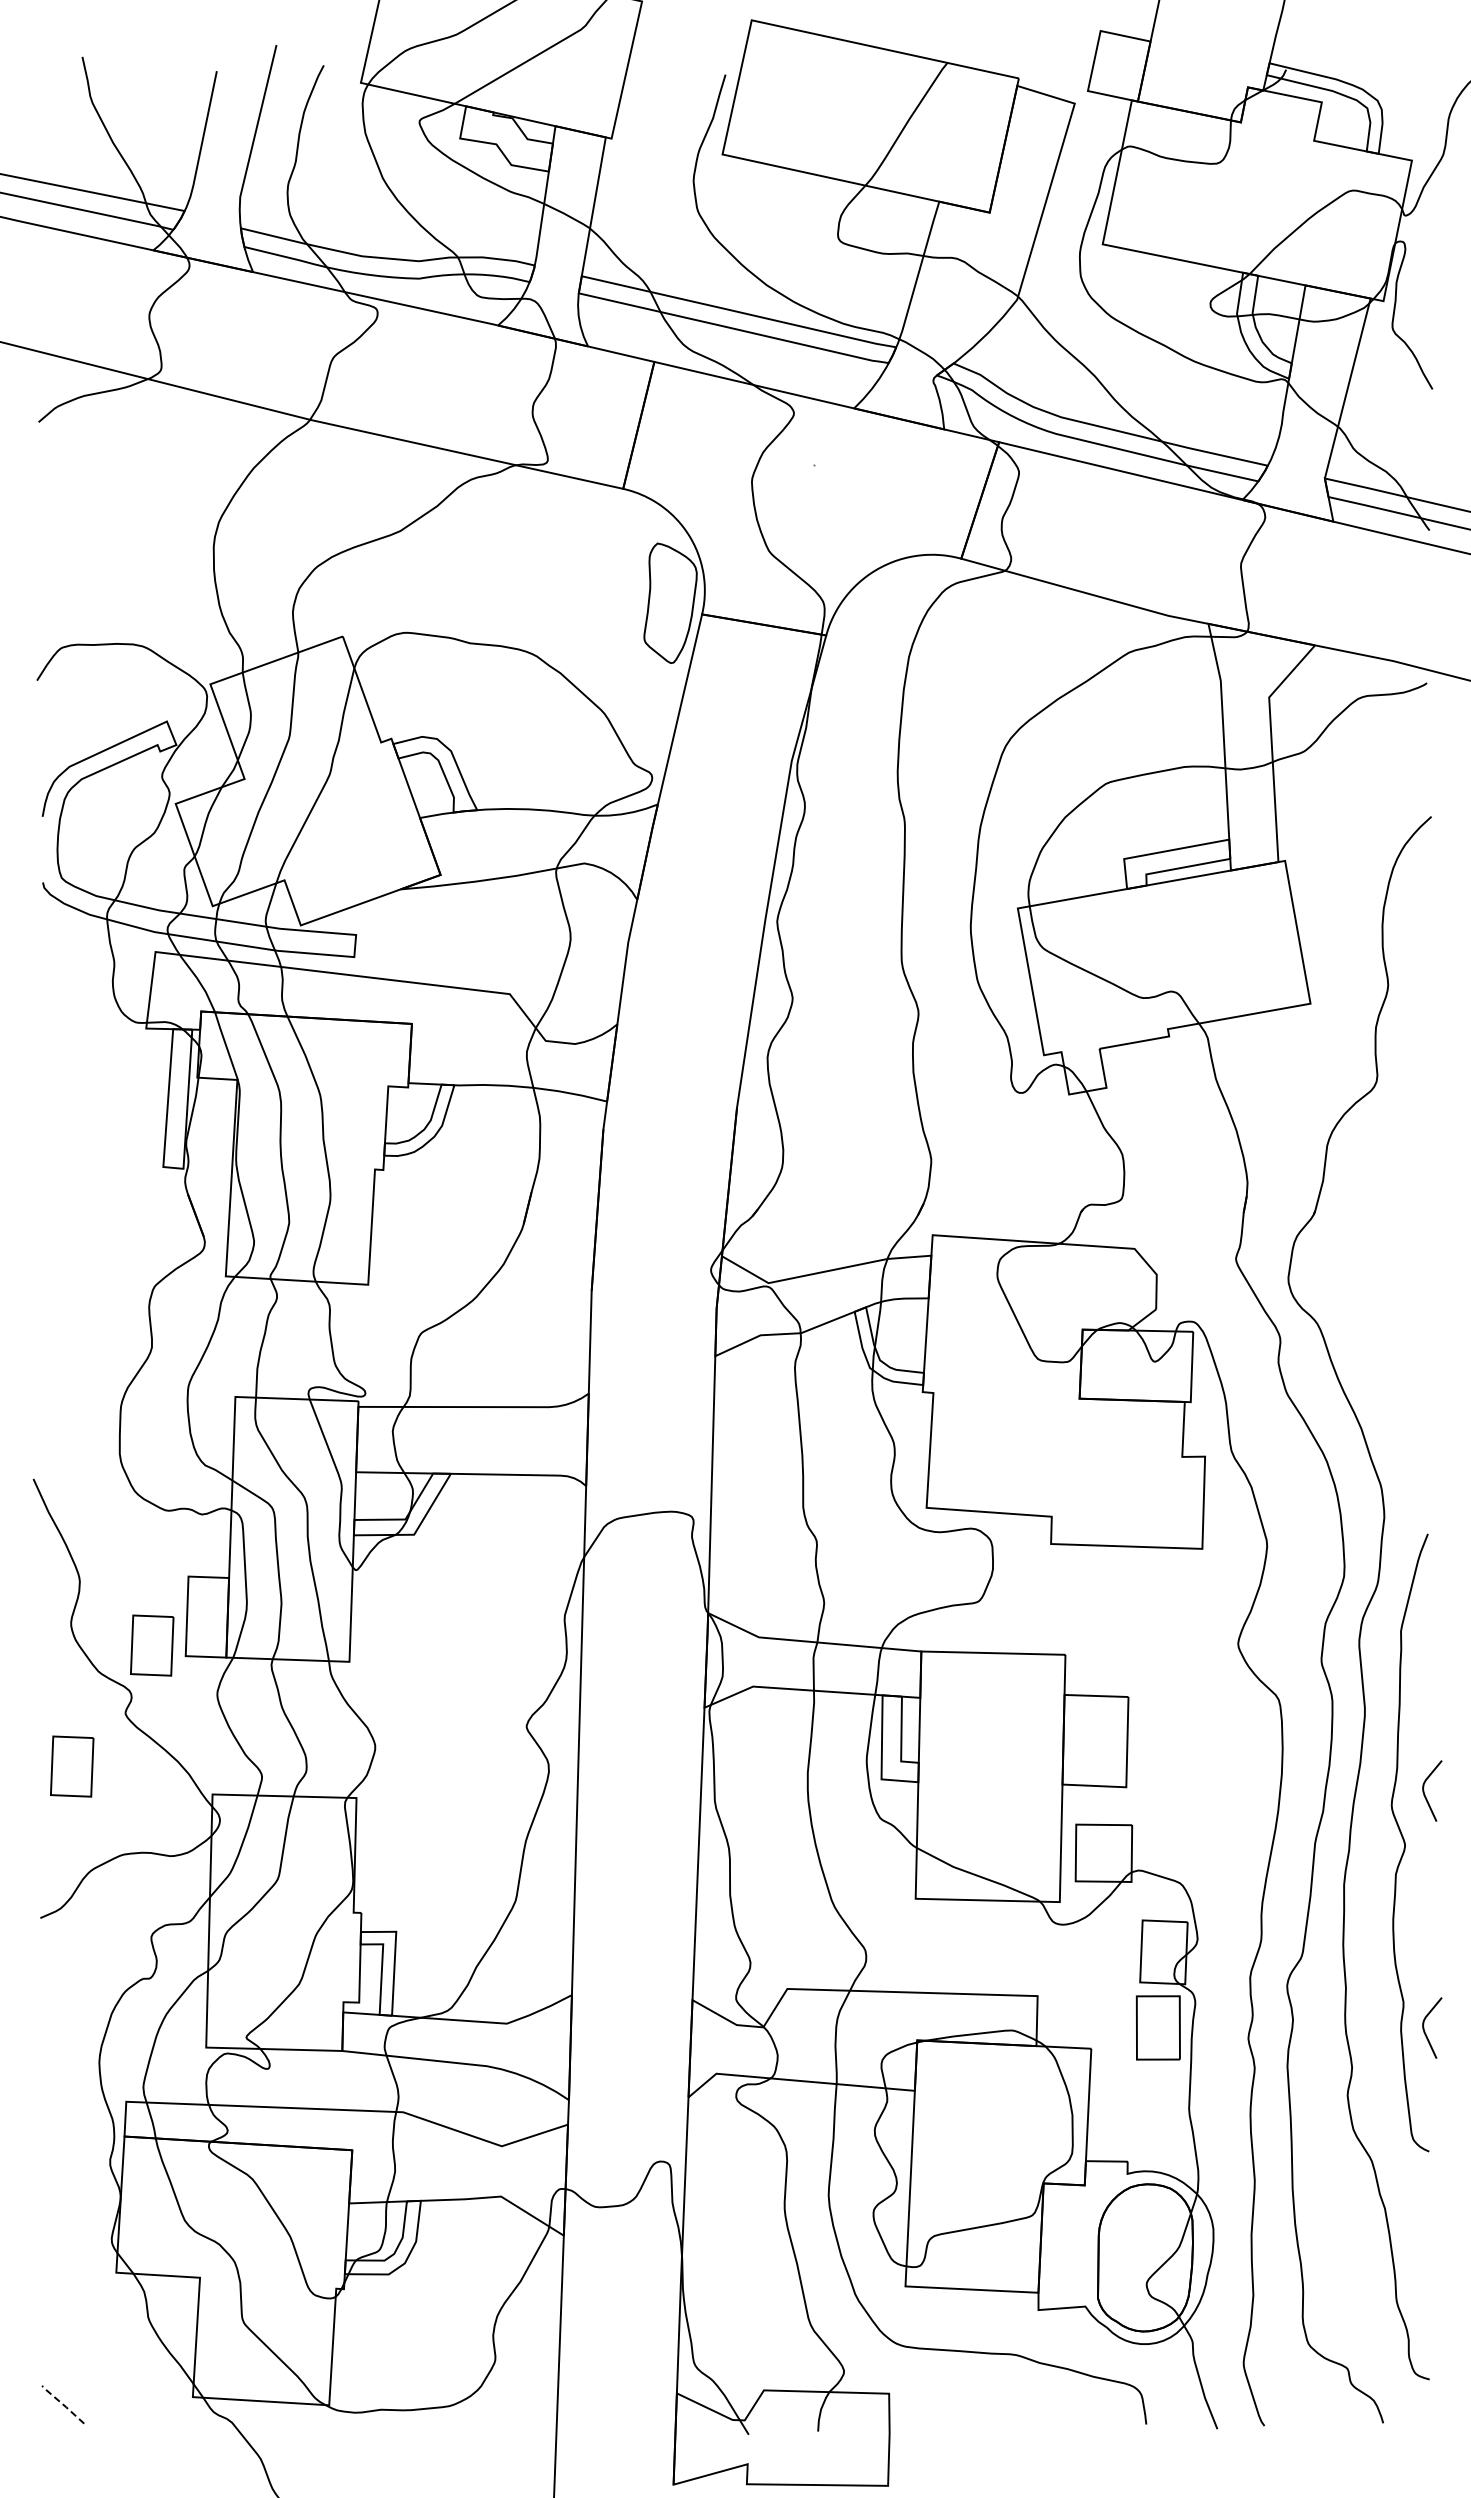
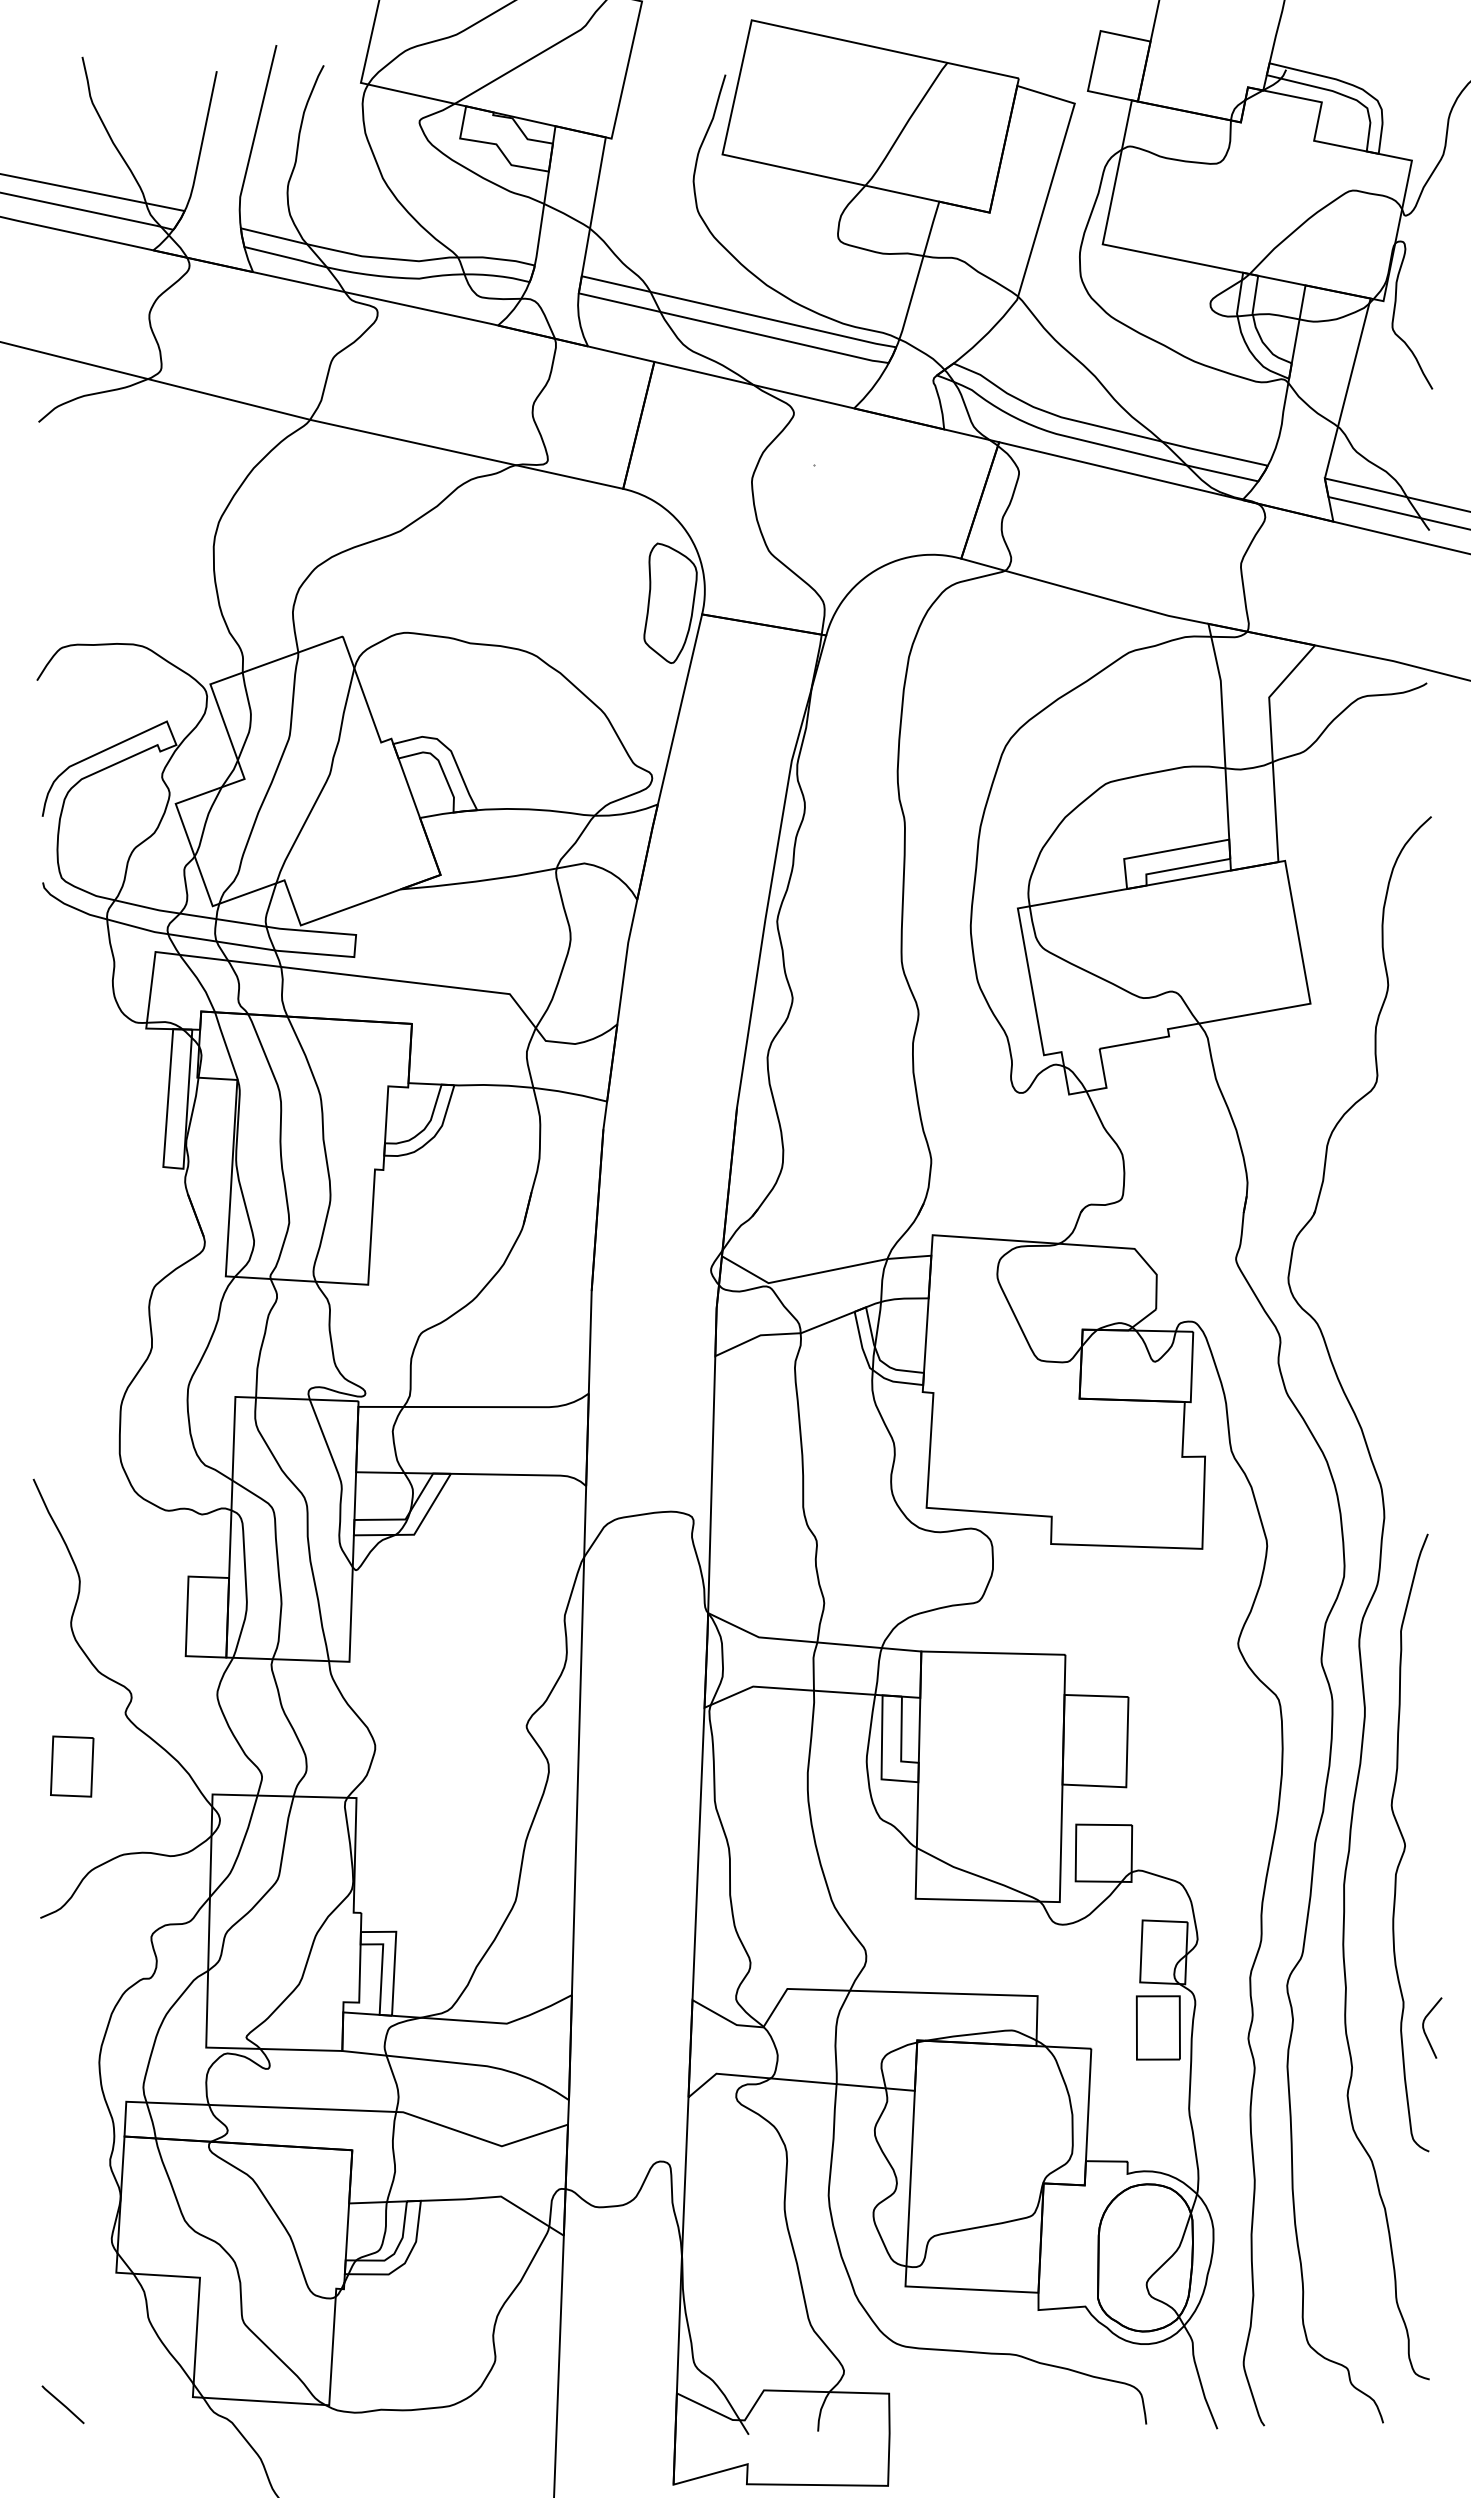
part: present -> none (152, 1645)
curve: present -> none (1424, 1790)
line: dashed -> solid (62, 2404)
